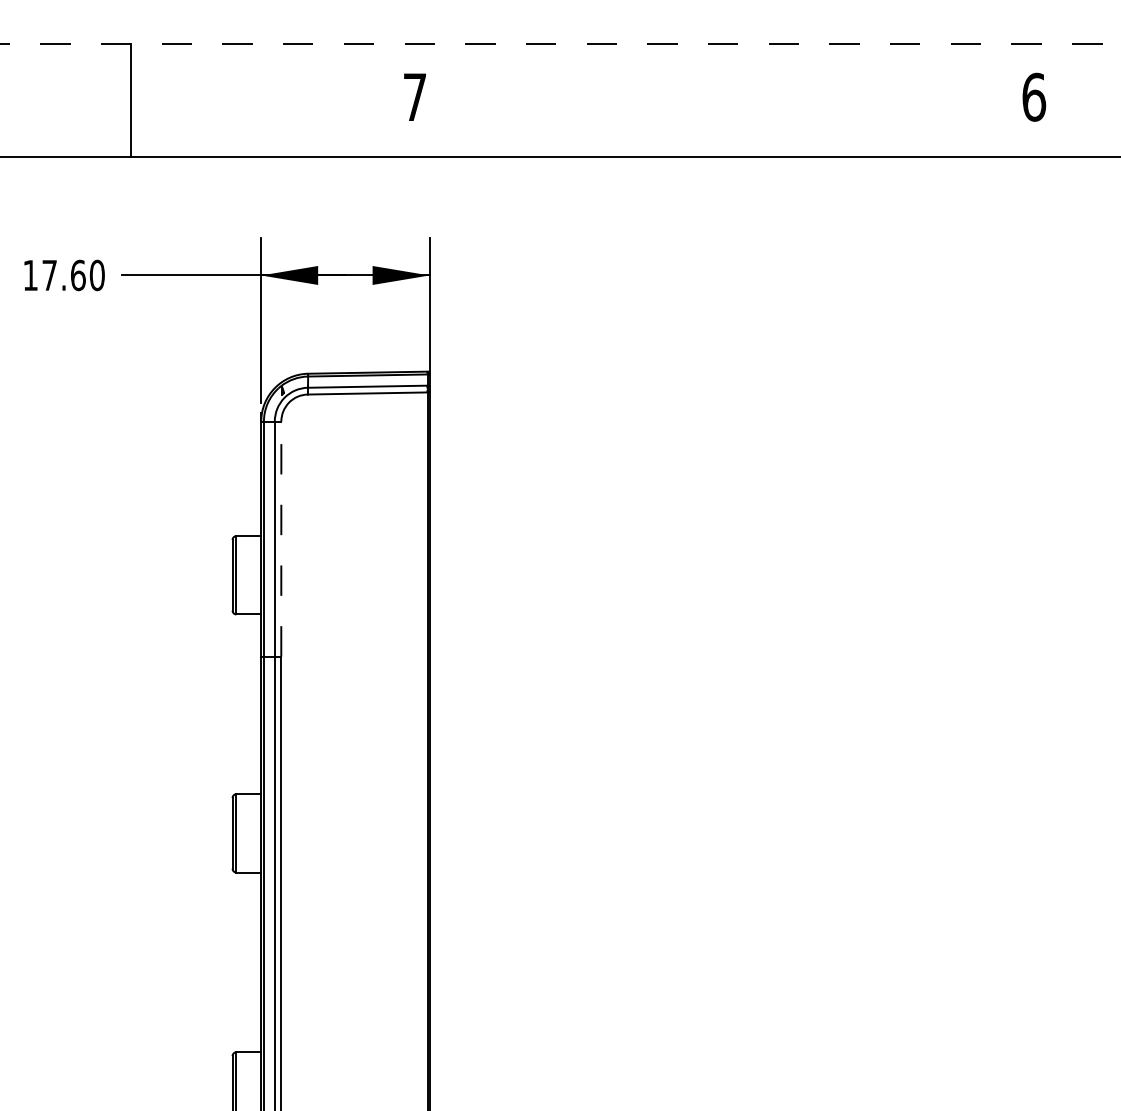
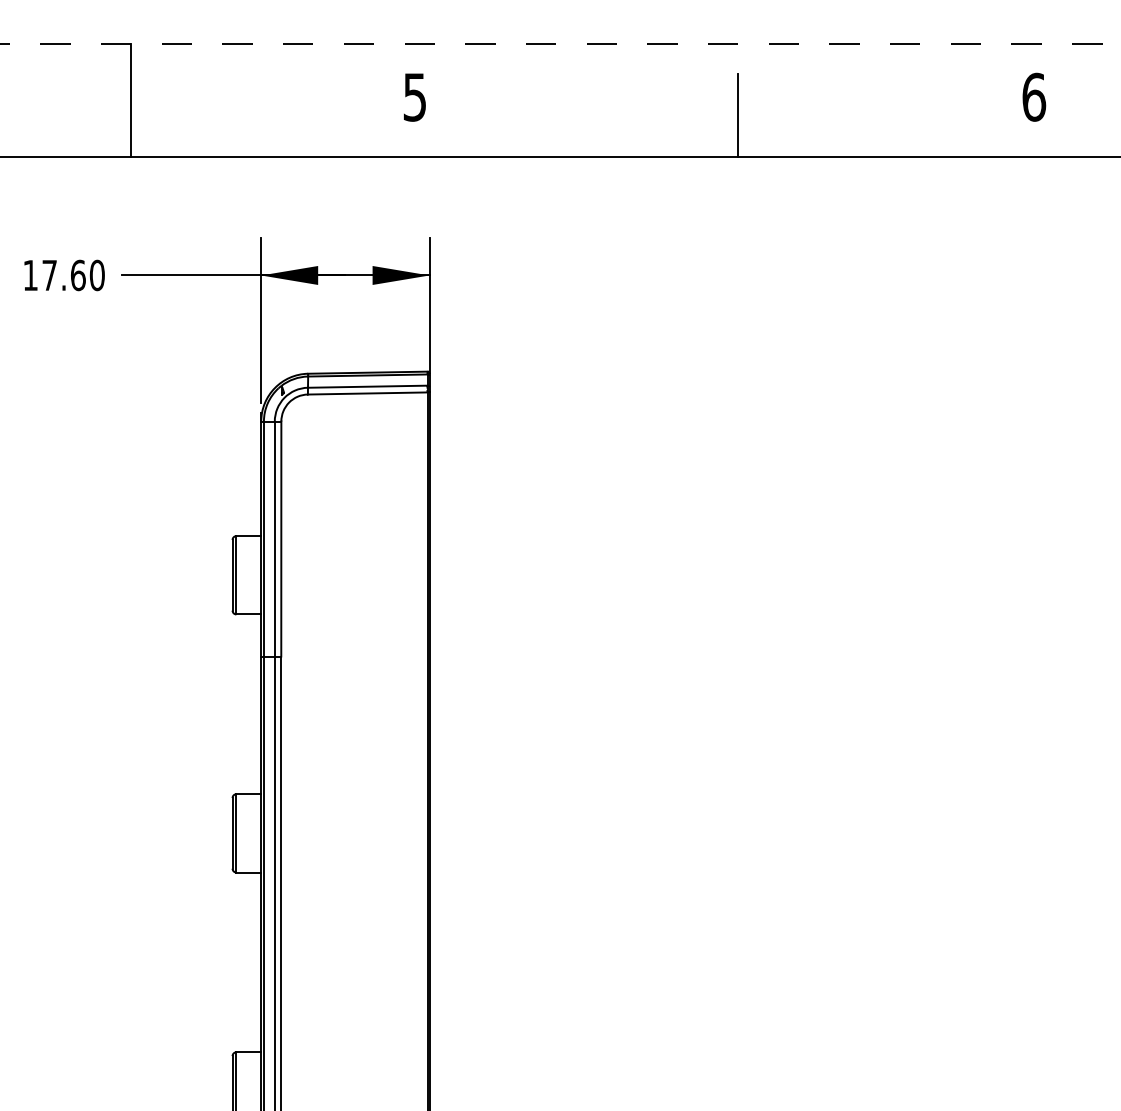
text: 7 -> 5 (414, 97)
line: none -> present (738, 115)
line: dashed -> solid (281, 538)
